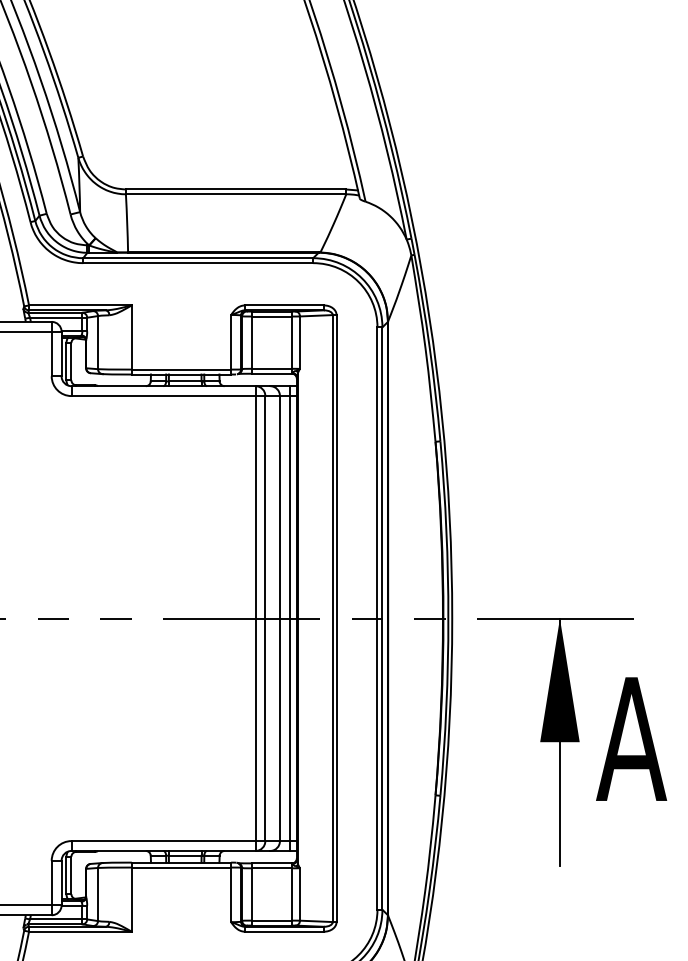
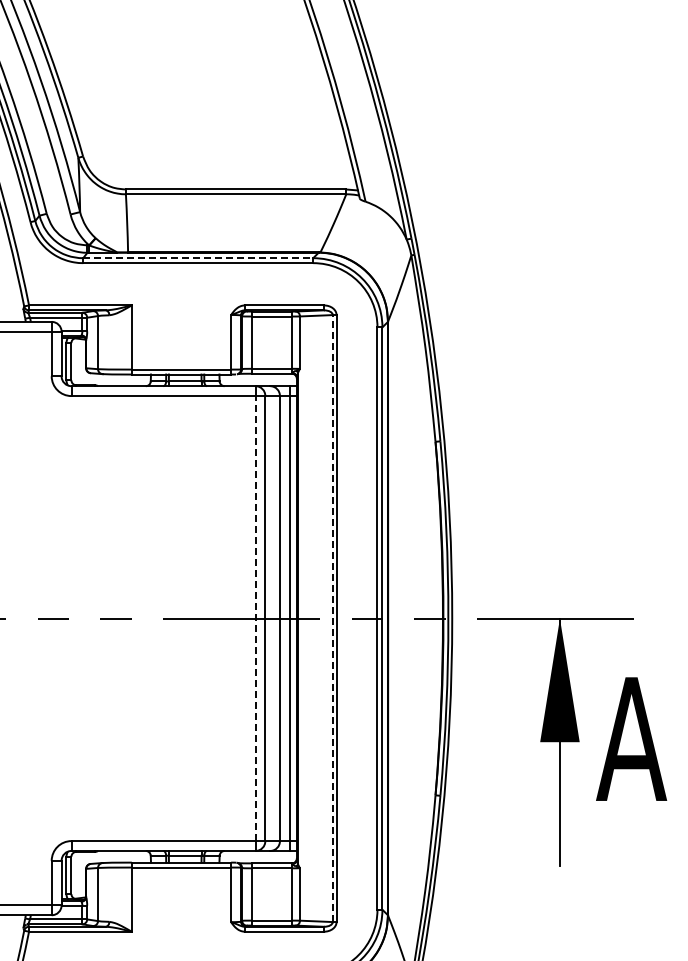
line: solid -> dashed (198, 258)
line: solid -> dashed (255, 618)
line: solid -> dashed (332, 618)
